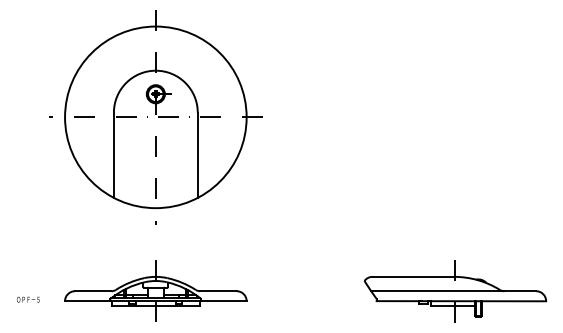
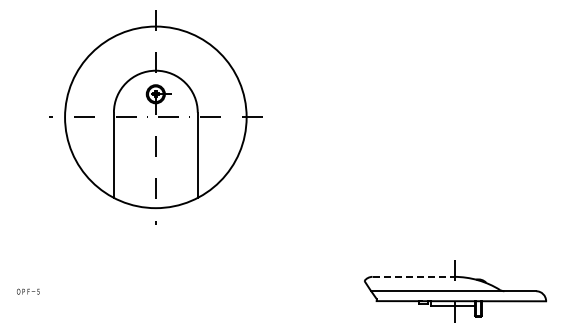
line: solid -> dashed (413, 276)
part: present -> none (155, 290)
text position: (28, 299) -> (28, 291) (28, 291)
